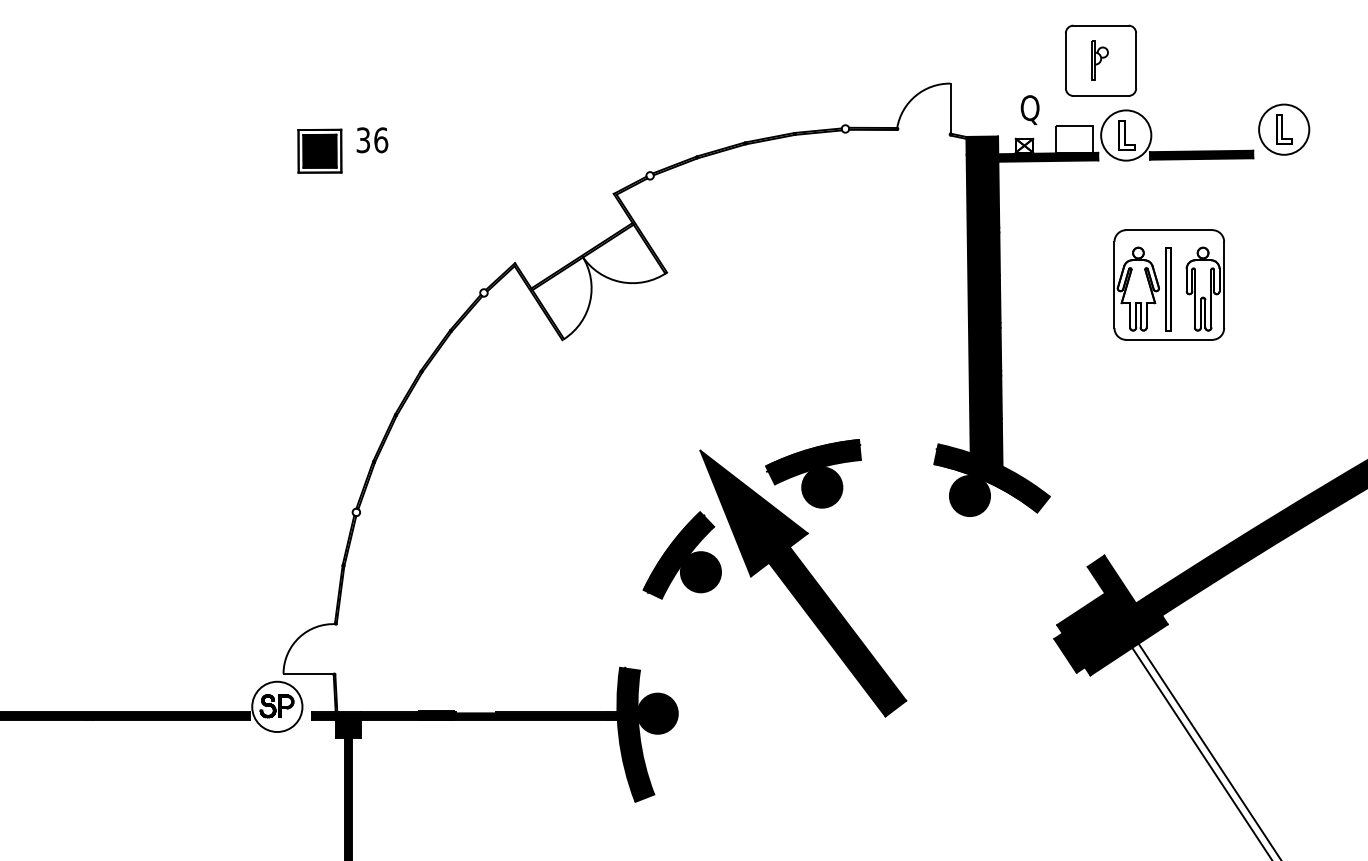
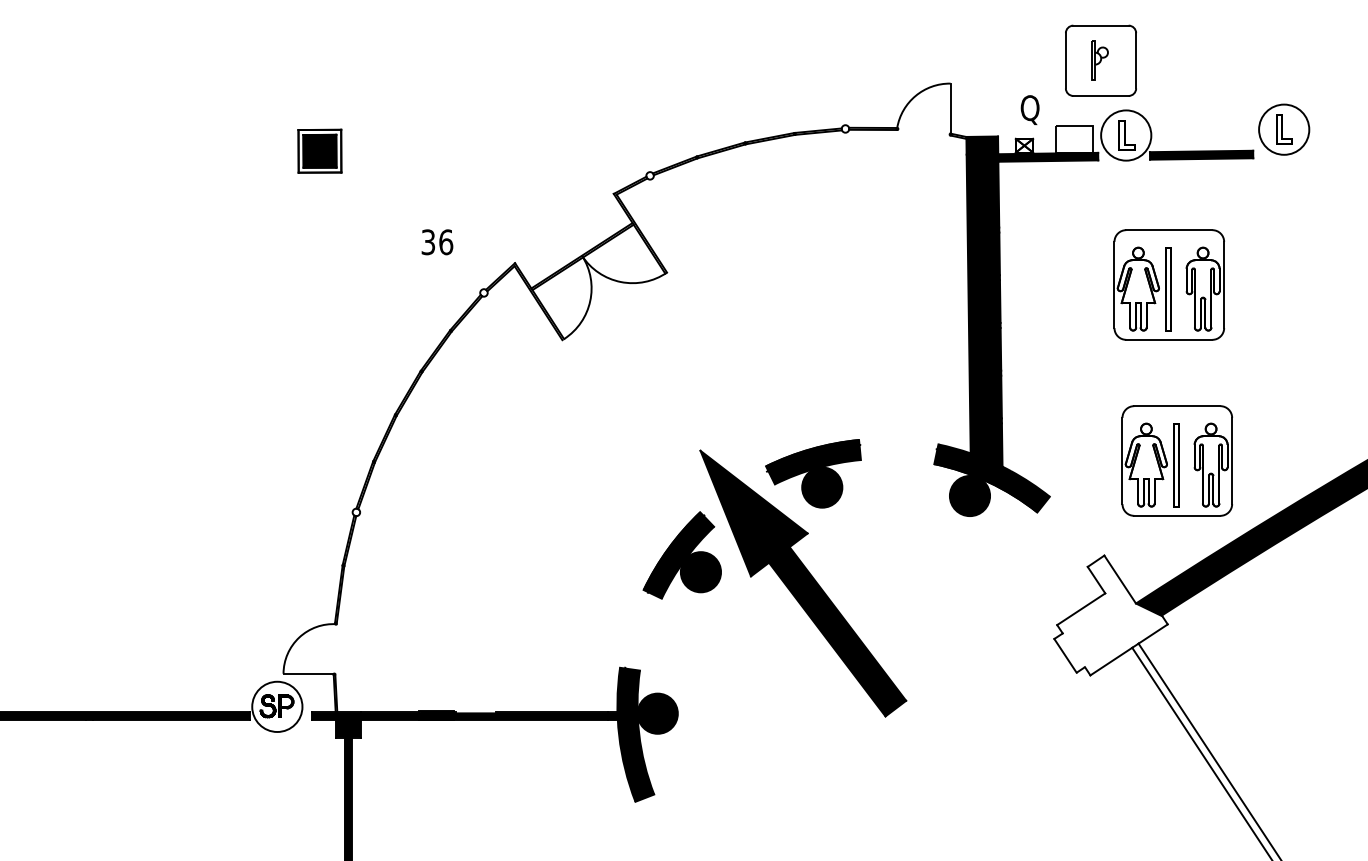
text position: (372, 140) -> (437, 242) (437, 242)
part: none -> present (1176, 460)
fill: present -> none (1110, 615)
